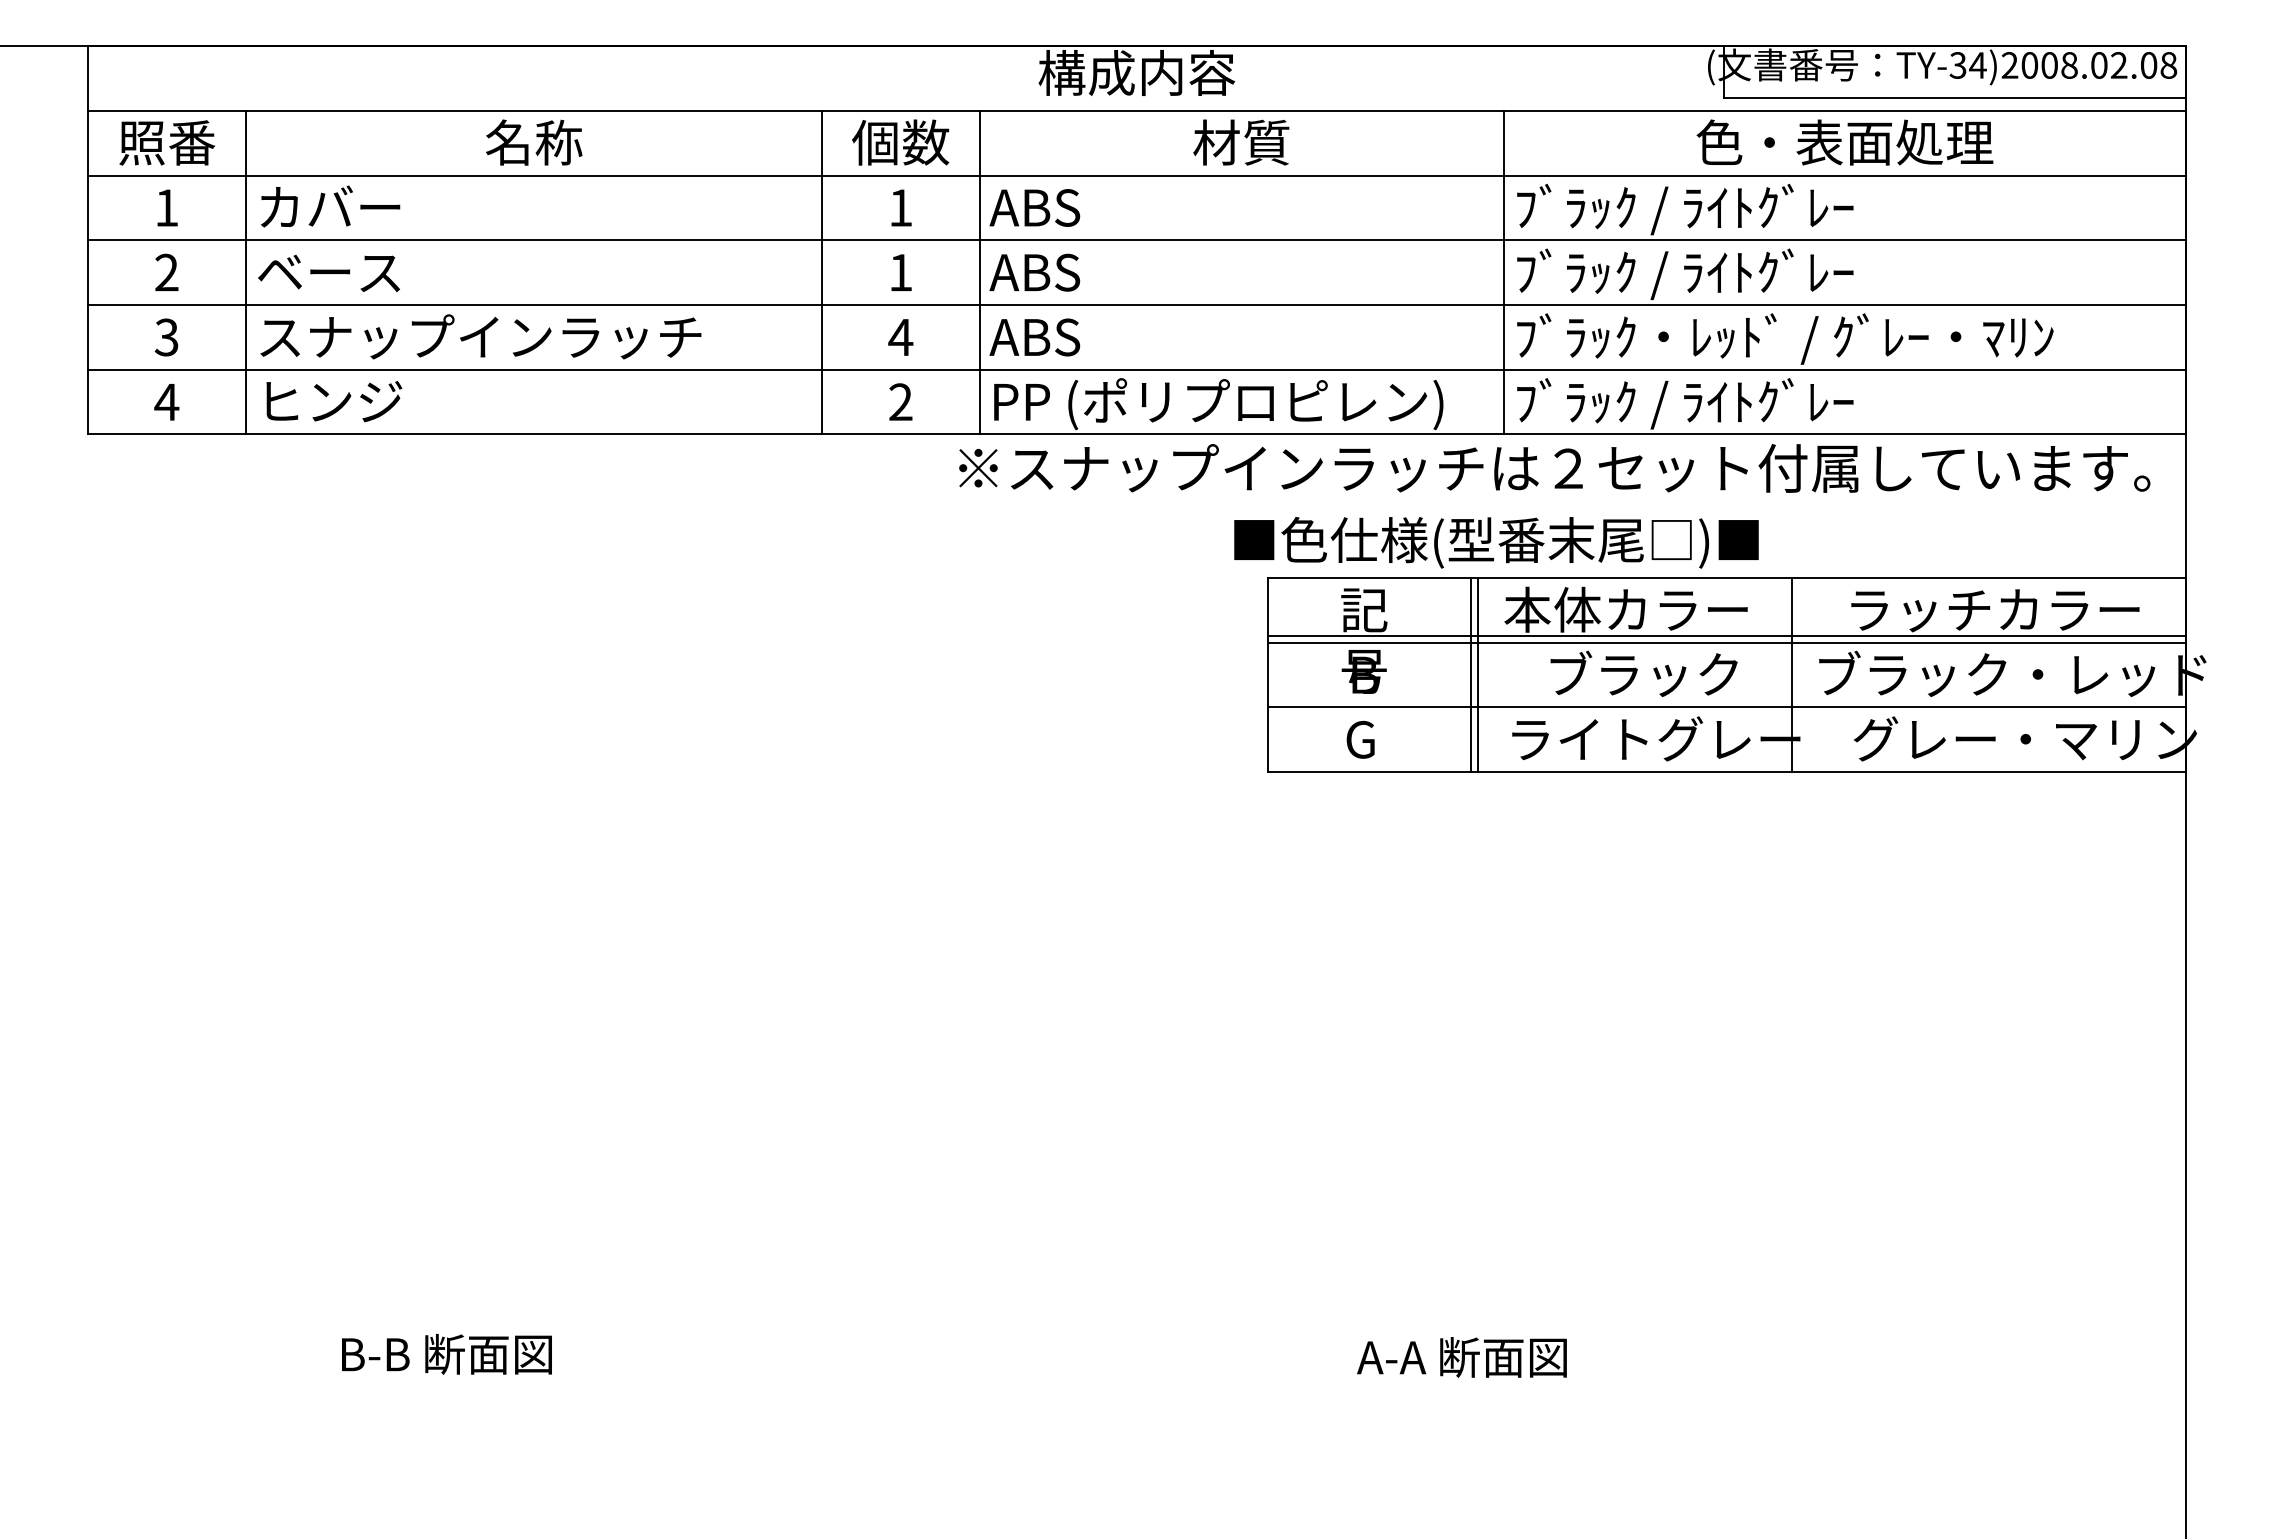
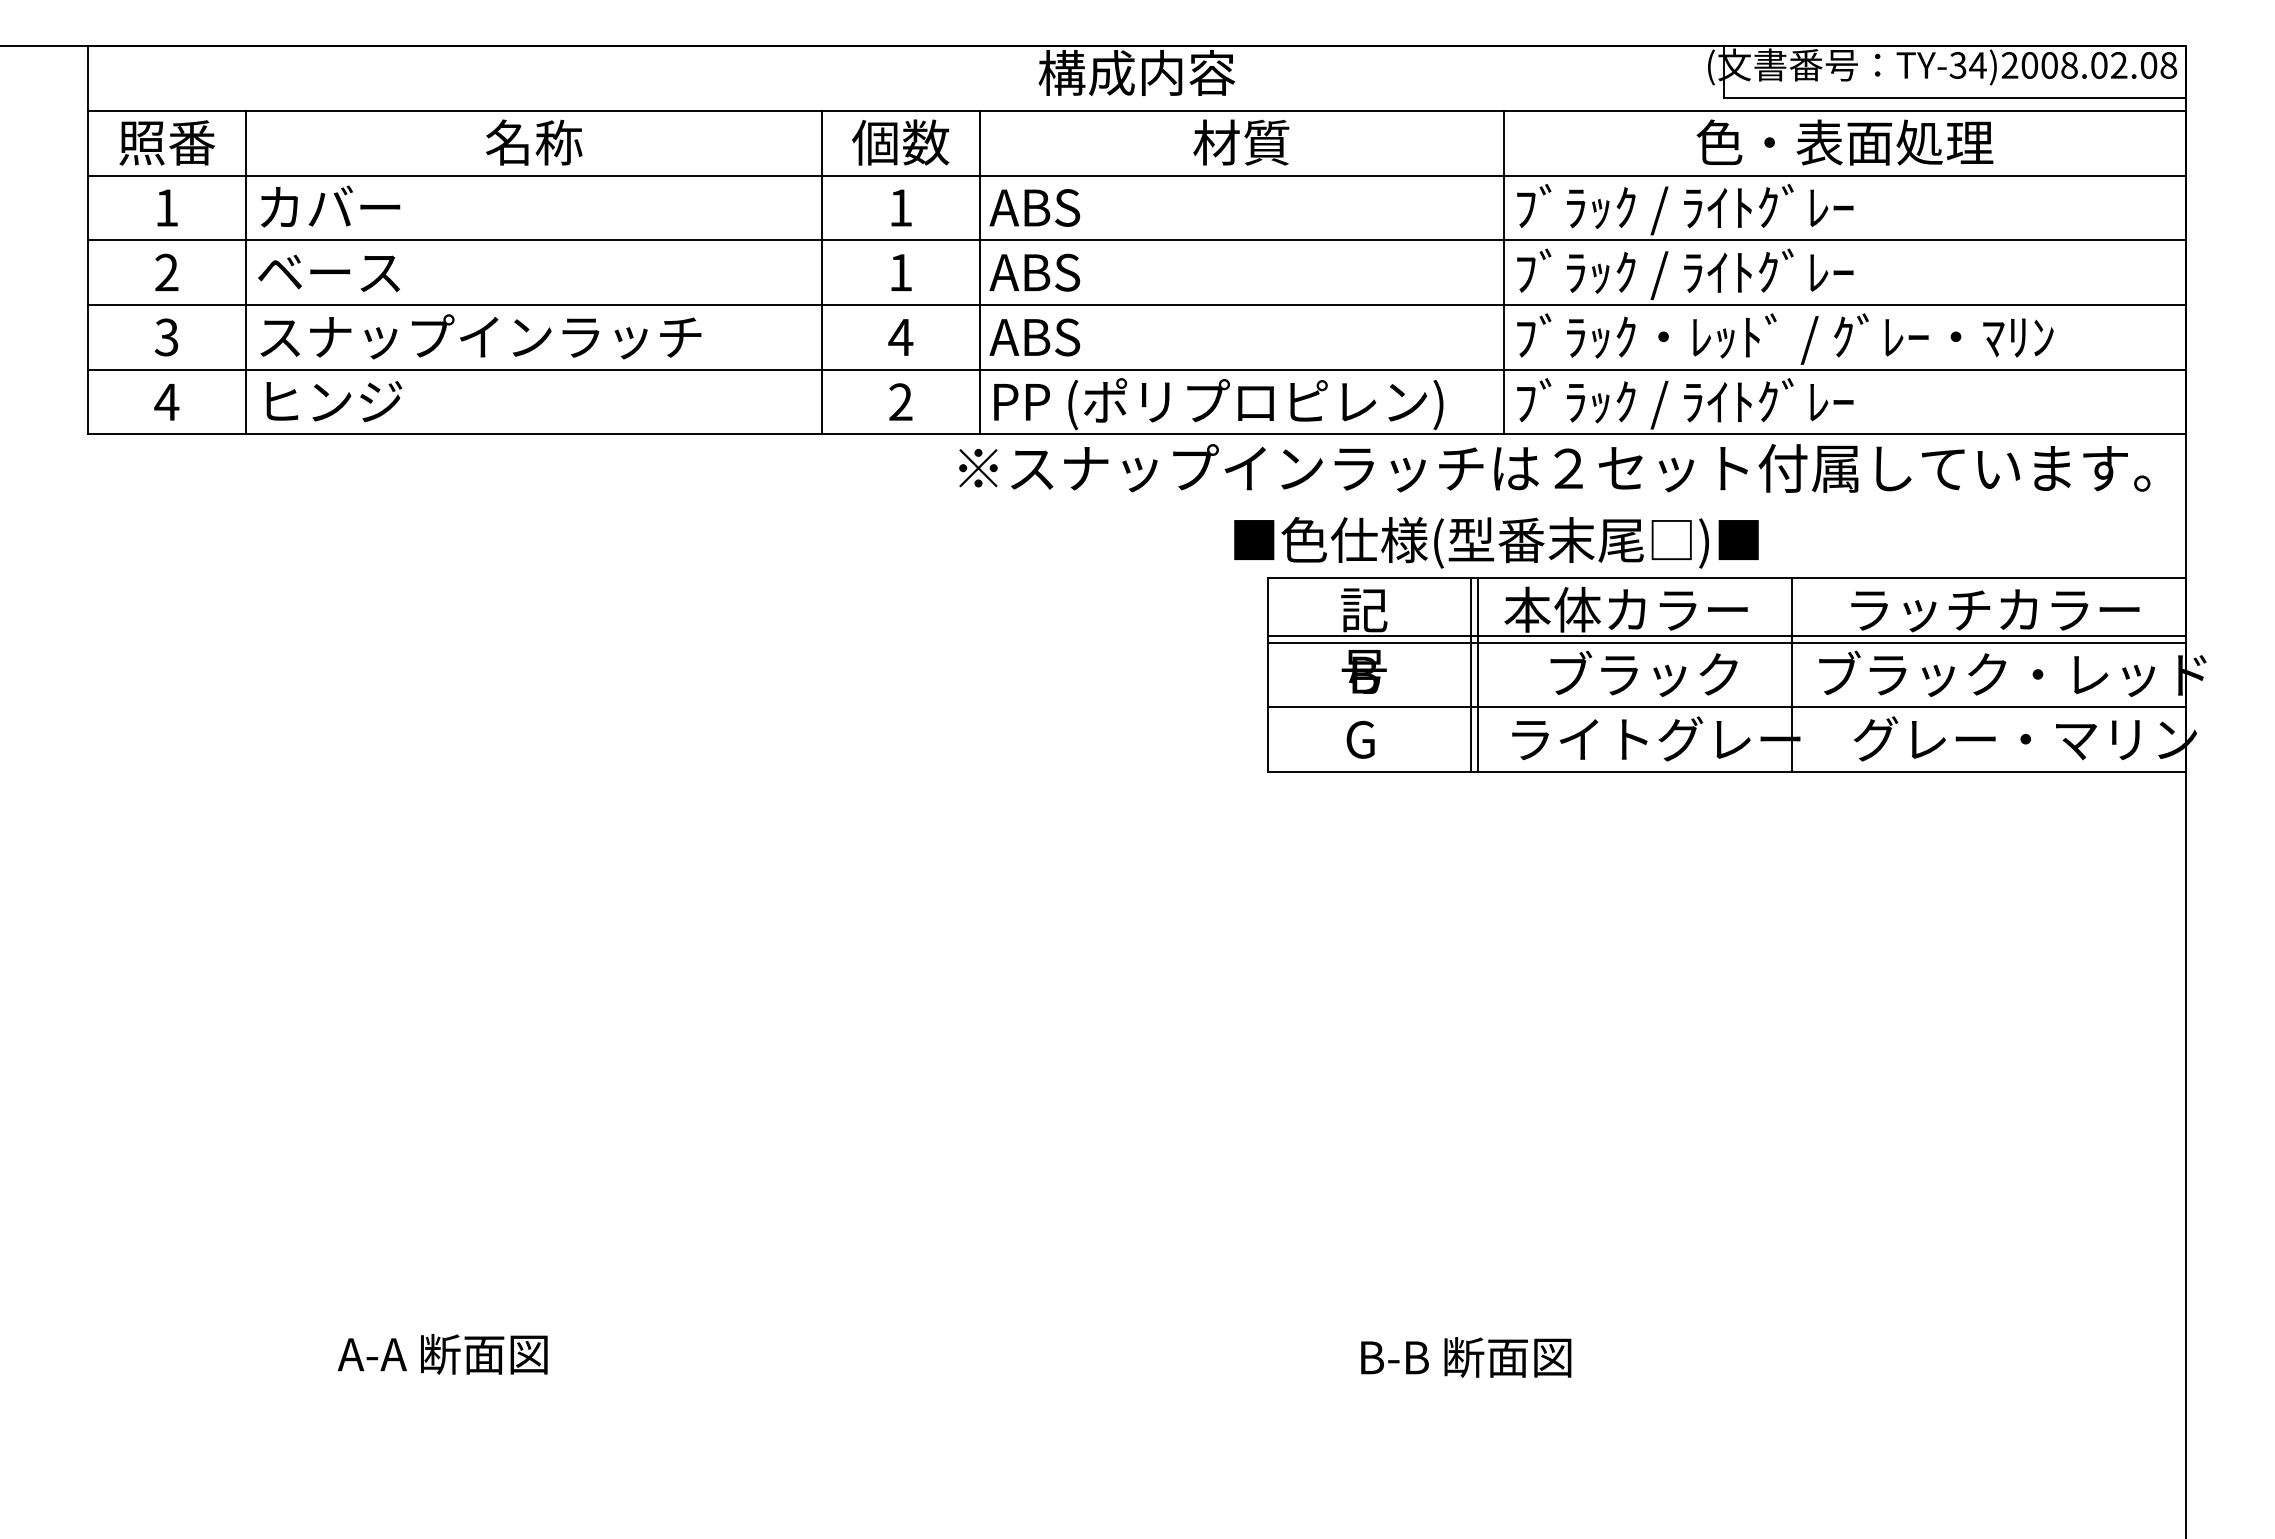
text: B-B 断面図 -> A-A 断面図 (444, 1354)
text: A-A 断面図 -> B-B 断面図 (1464, 1357)
